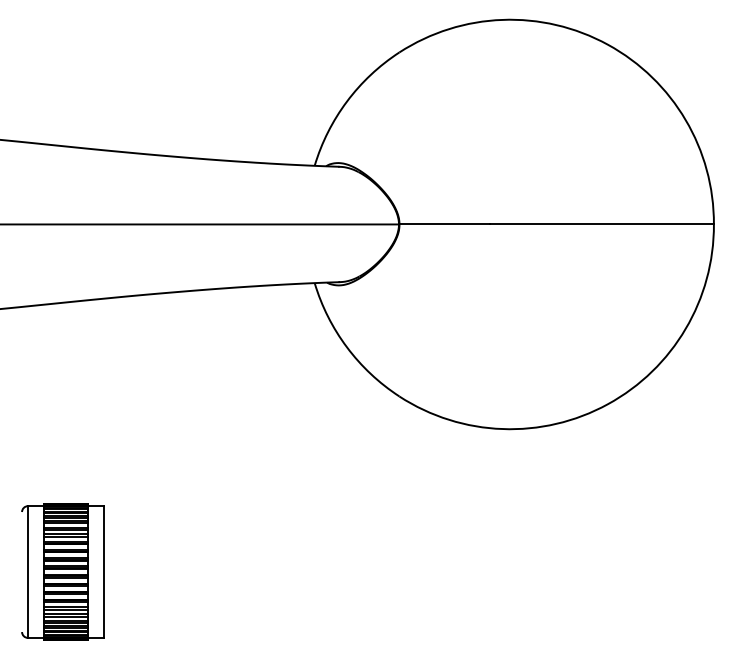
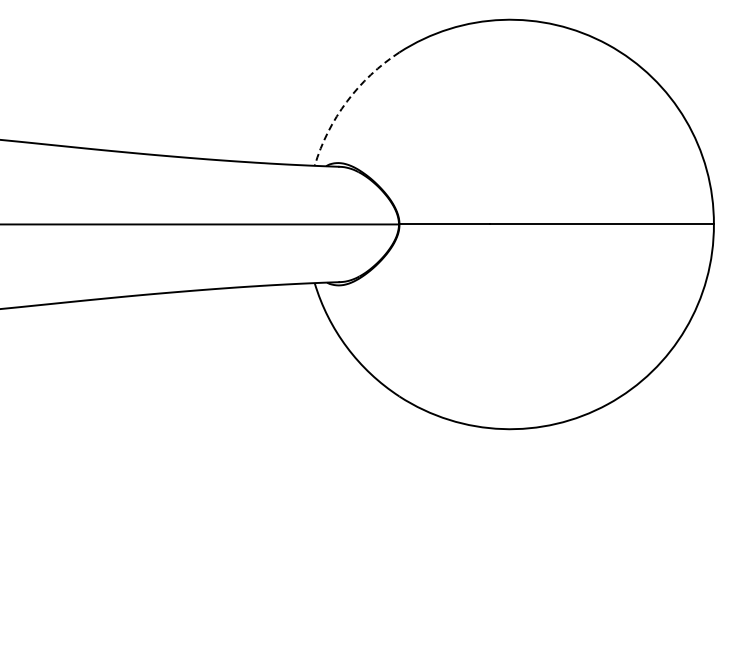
arc: solid -> dashed (346, 101)
part: present -> none (62, 571)
